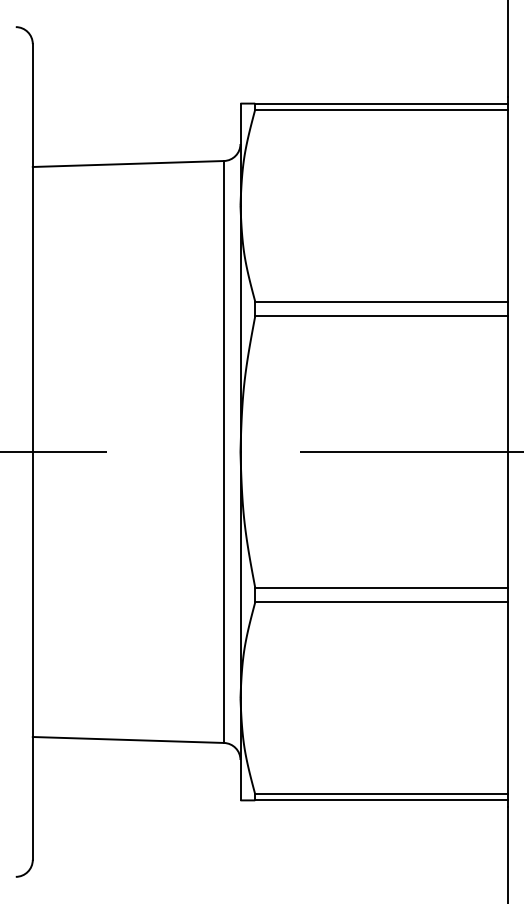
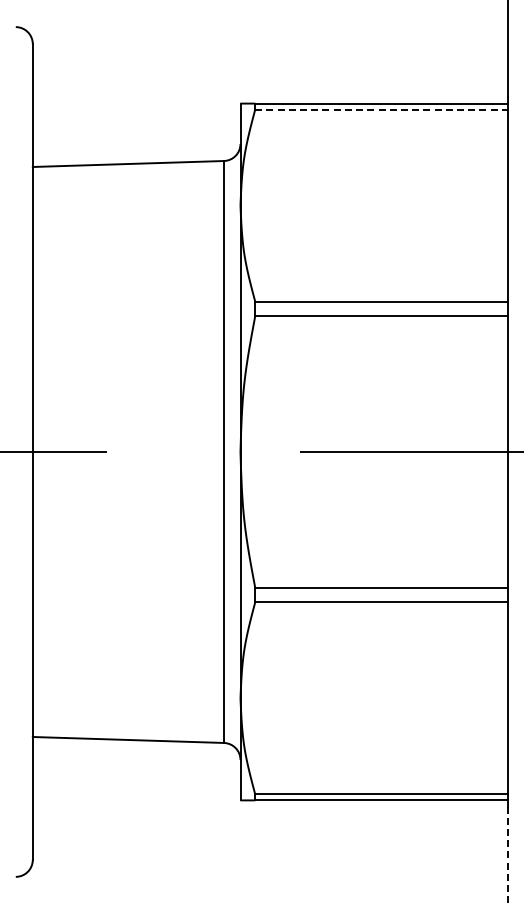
line: solid -> dashed (382, 109)
line: solid -> dashed (508, 855)
